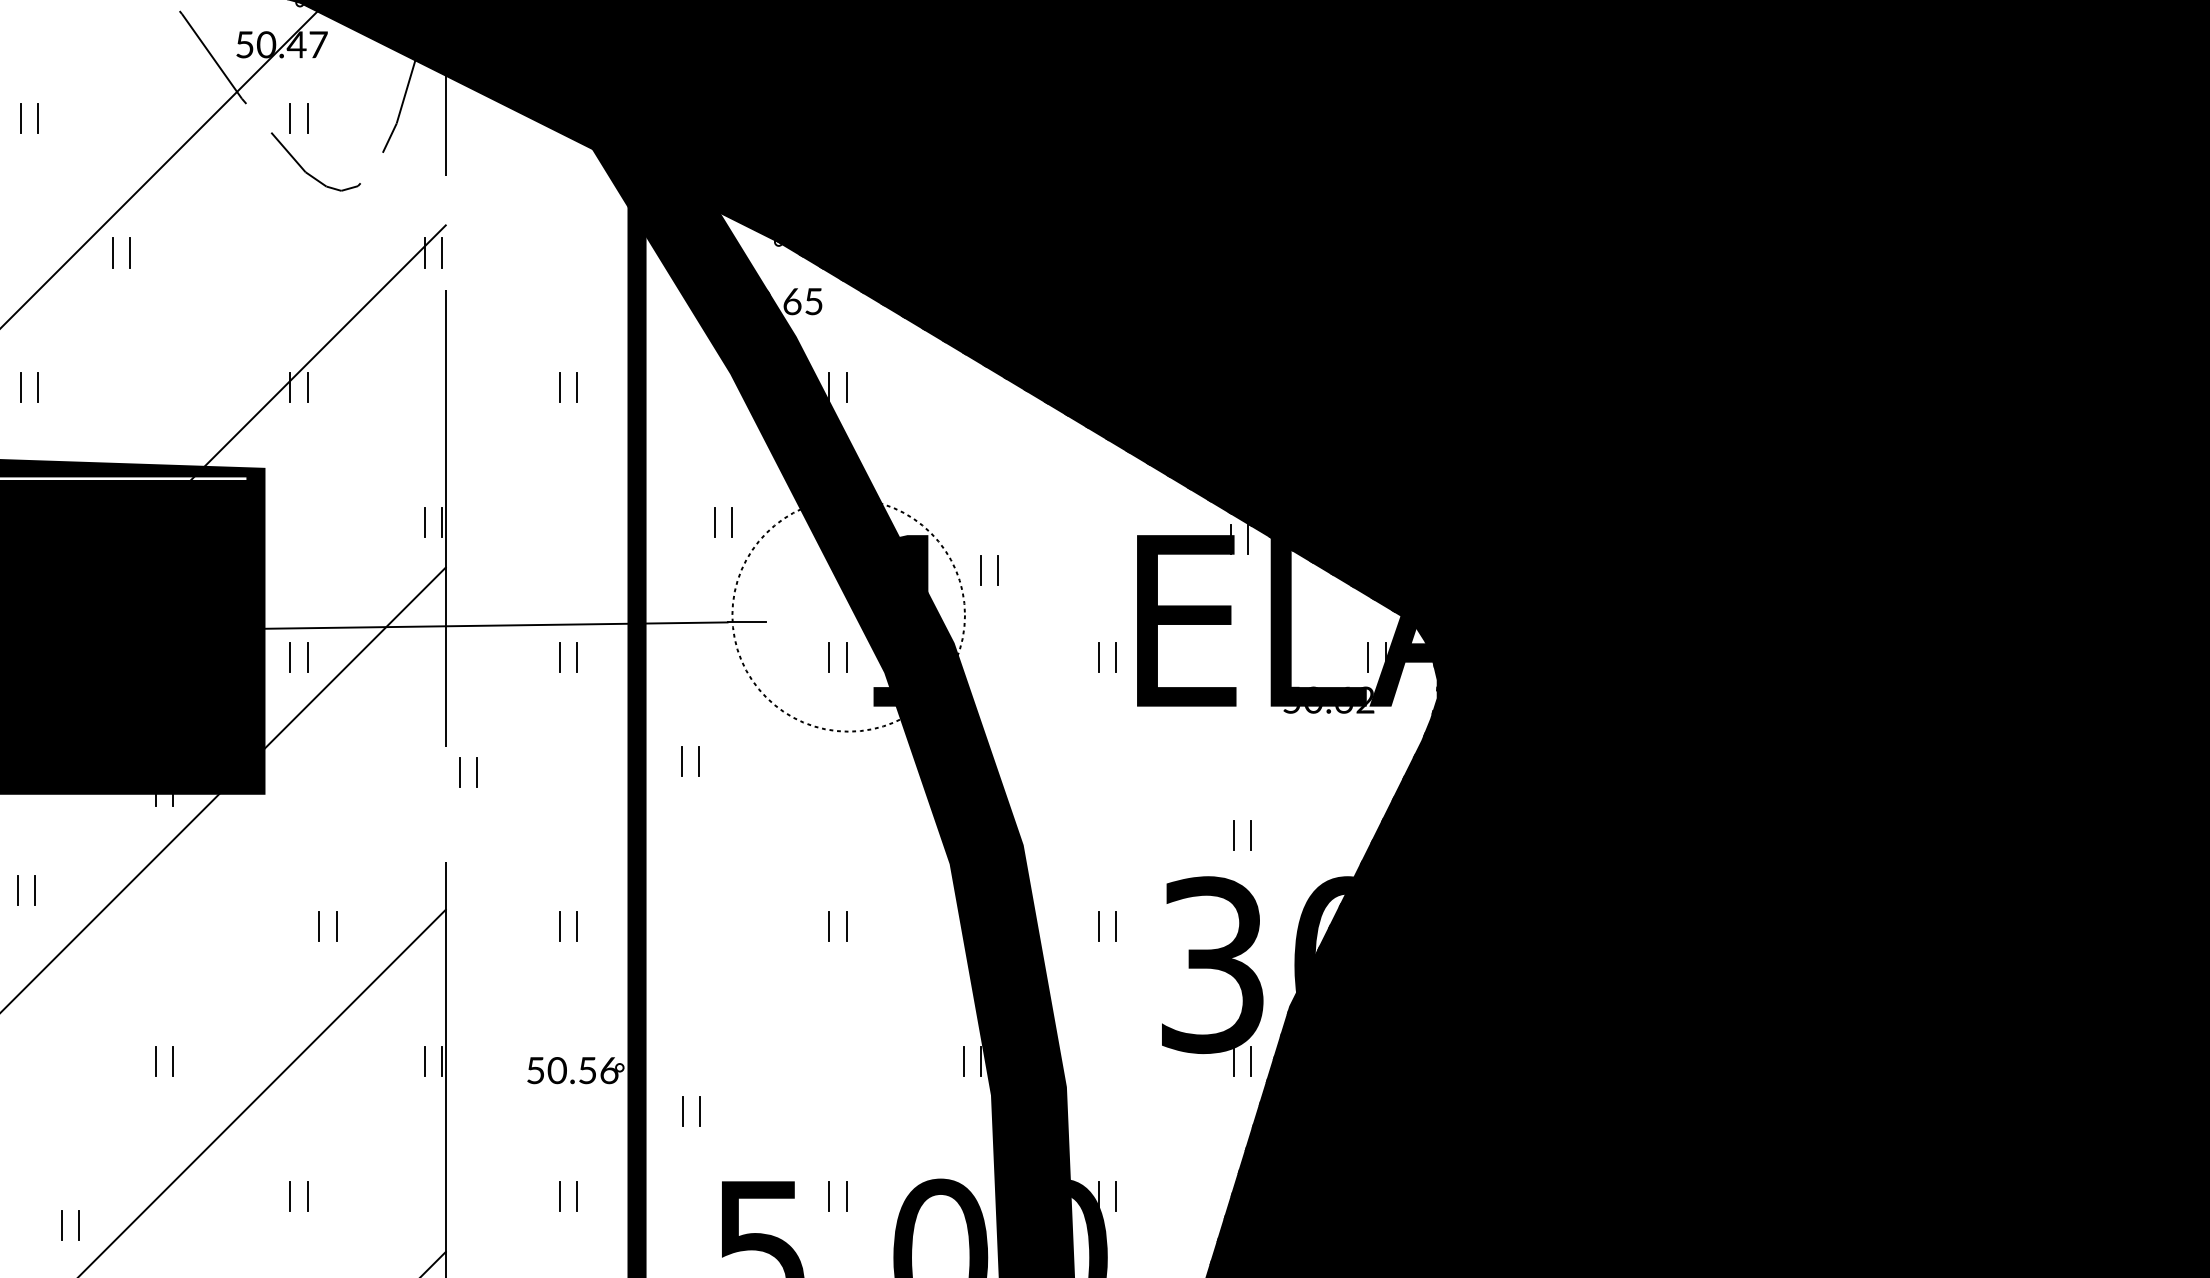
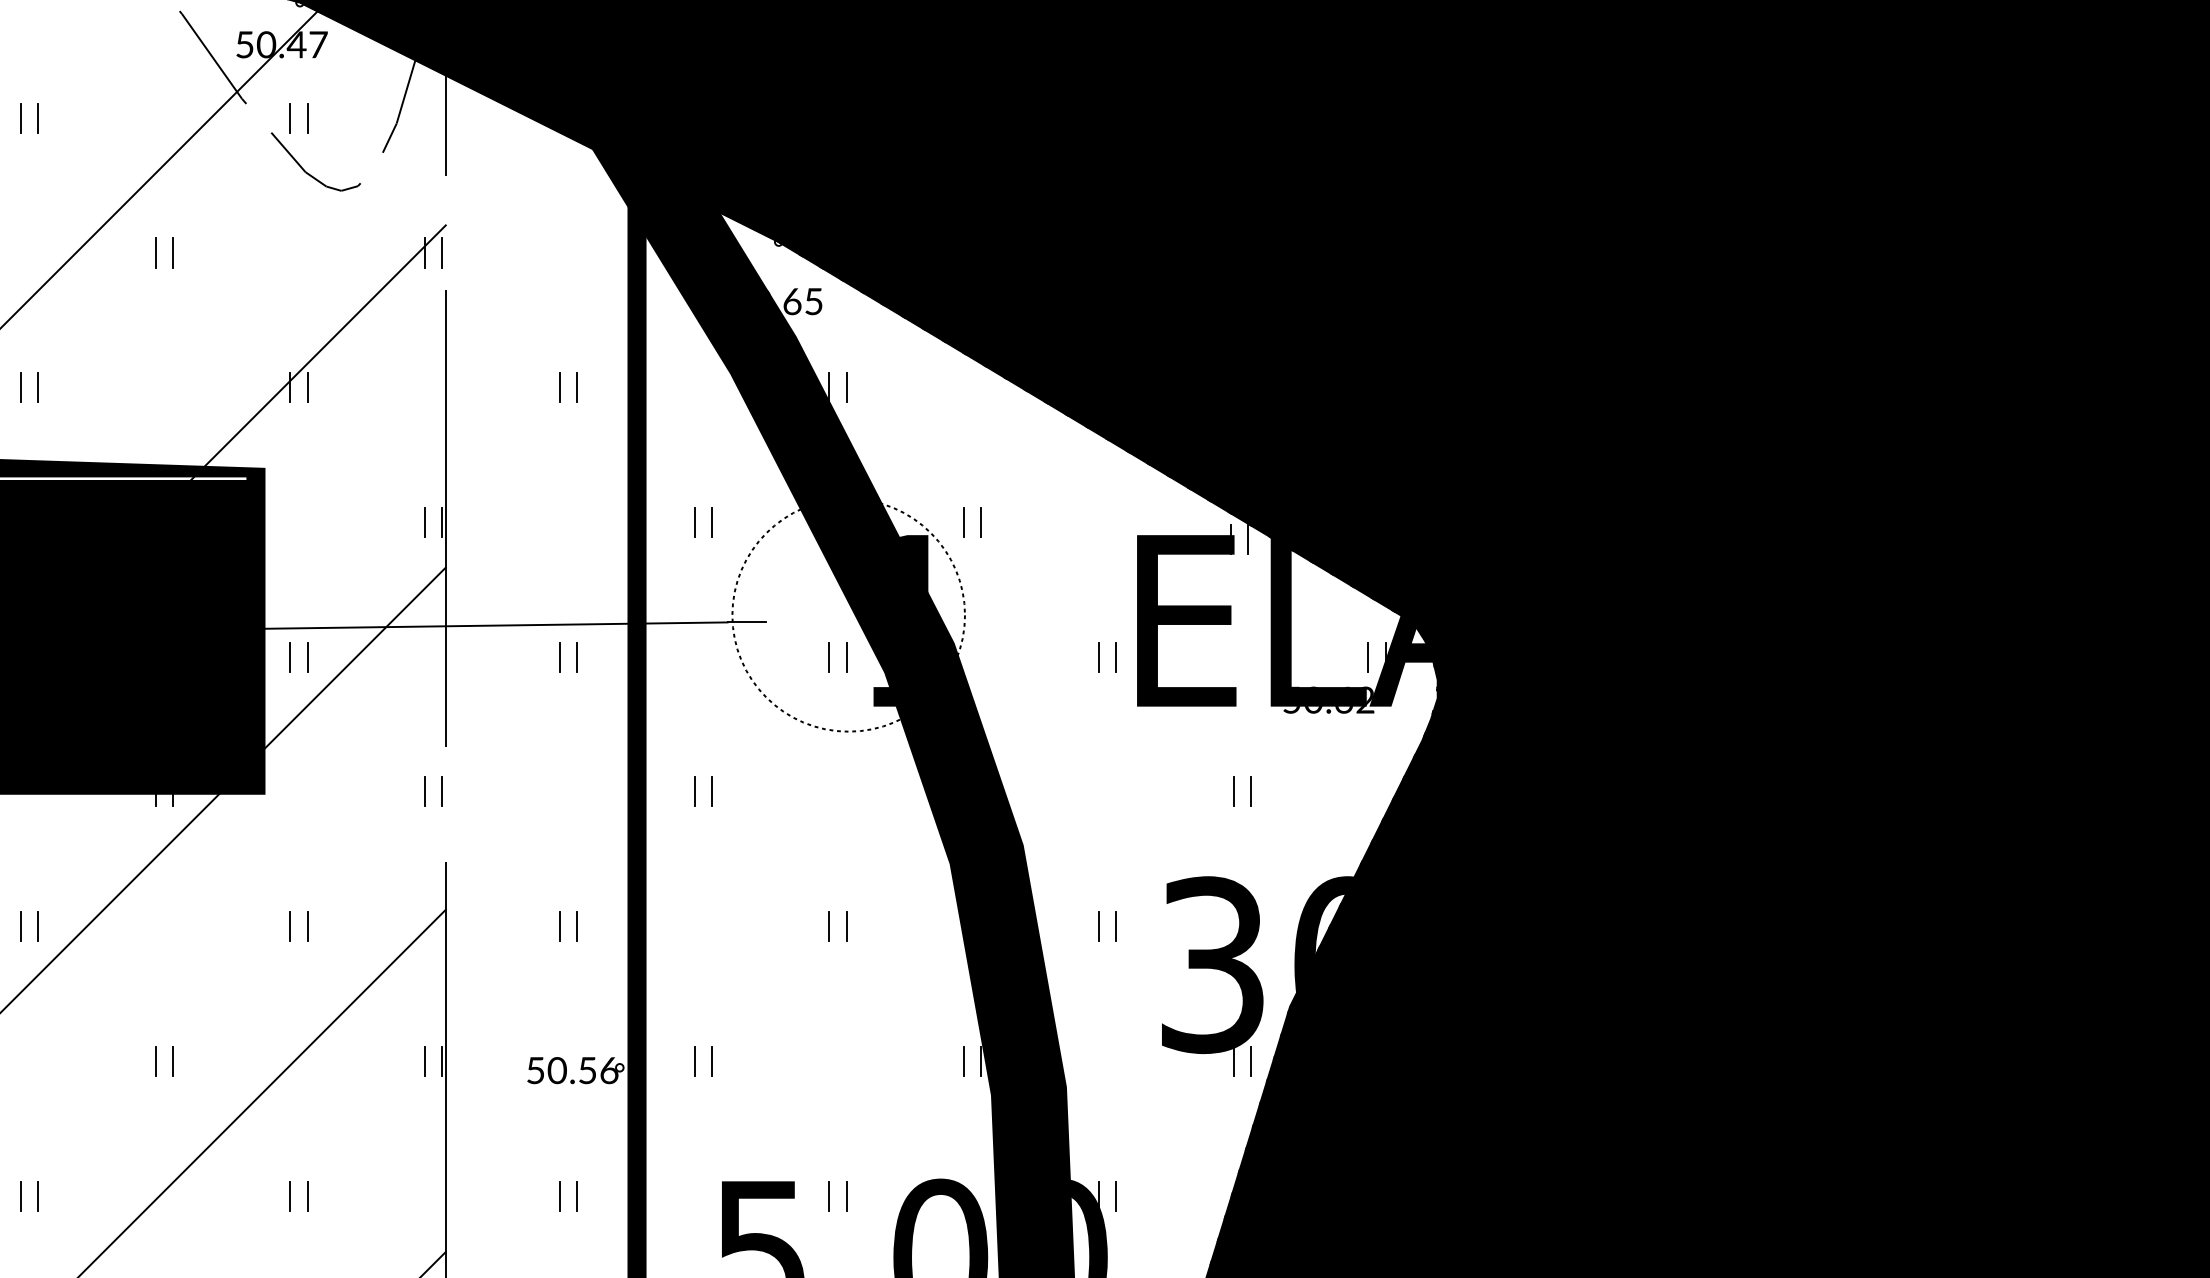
part position: (113, 252) -> (156, 252) (156, 252)
part position: (715, 522) -> (695, 522) (695, 522)
part position: (981, 570) -> (964, 522) (964, 522)
part position: (682, 761) -> (695, 791) (695, 791)
part position: (460, 772) -> (425, 791) (425, 791)
part position: (1234, 835) -> (1234, 791) (1234, 791)
part position: (18, 890) -> (21, 926) (21, 926)
part position: (319, 926) -> (290, 926) (290, 926)
part position: (683, 1111) -> (695, 1061) (695, 1061)
part position: (62, 1225) -> (21, 1196) (21, 1196)
